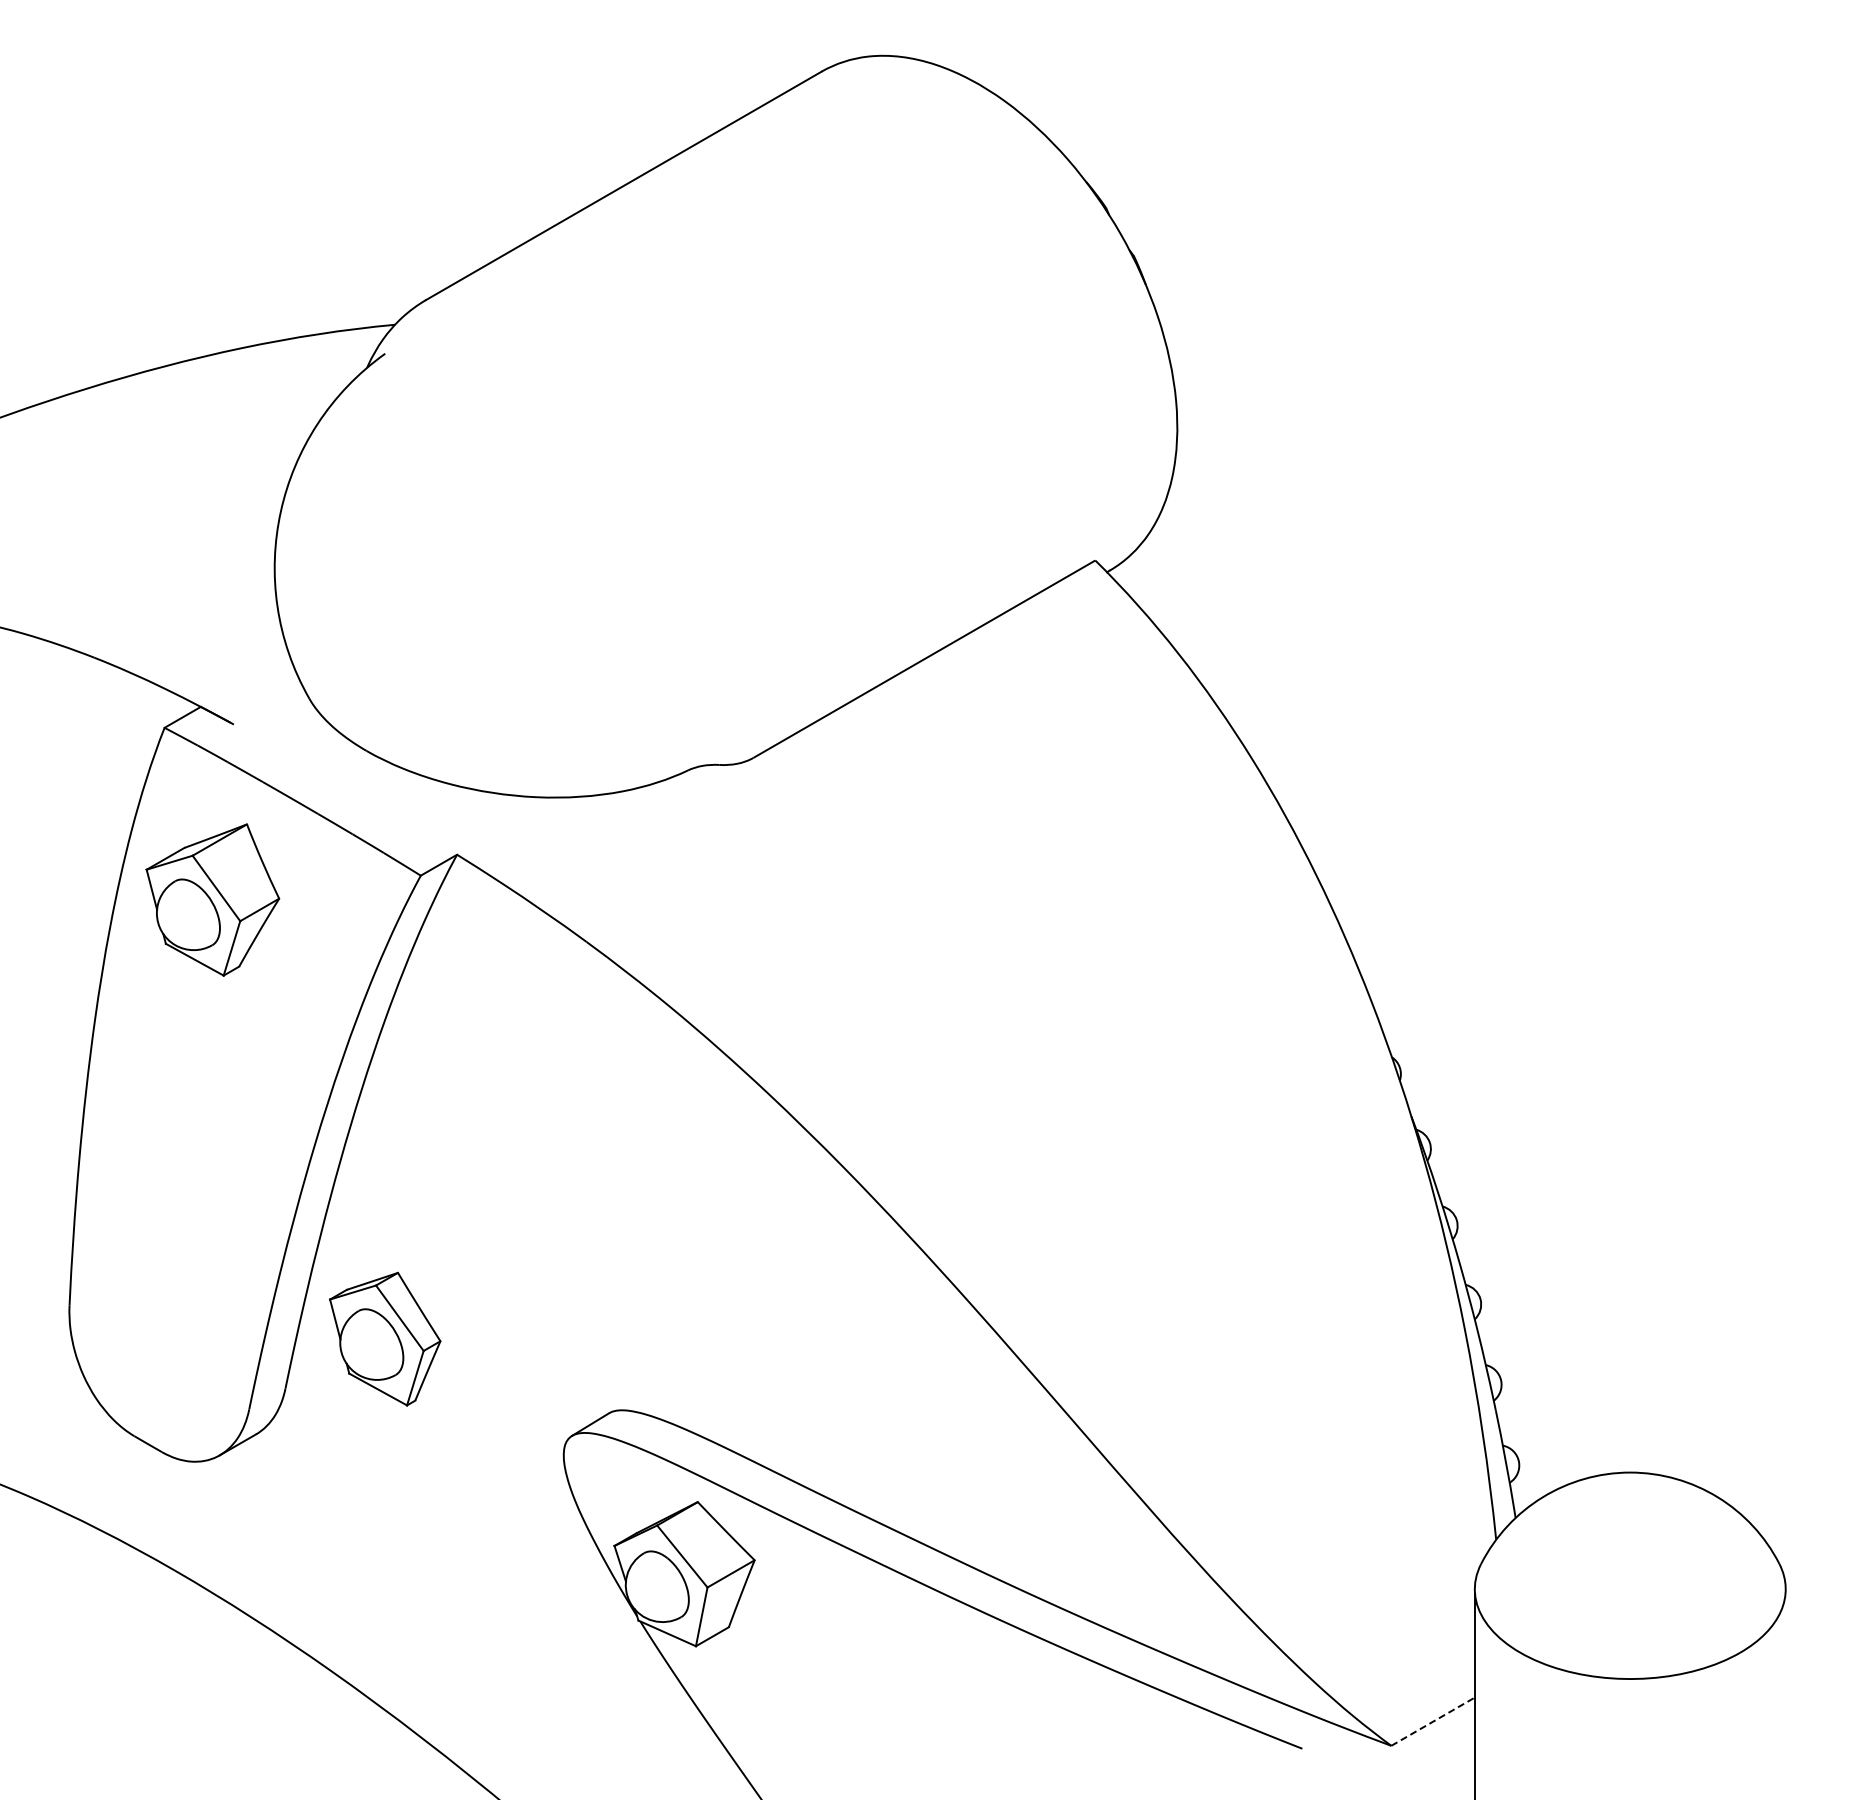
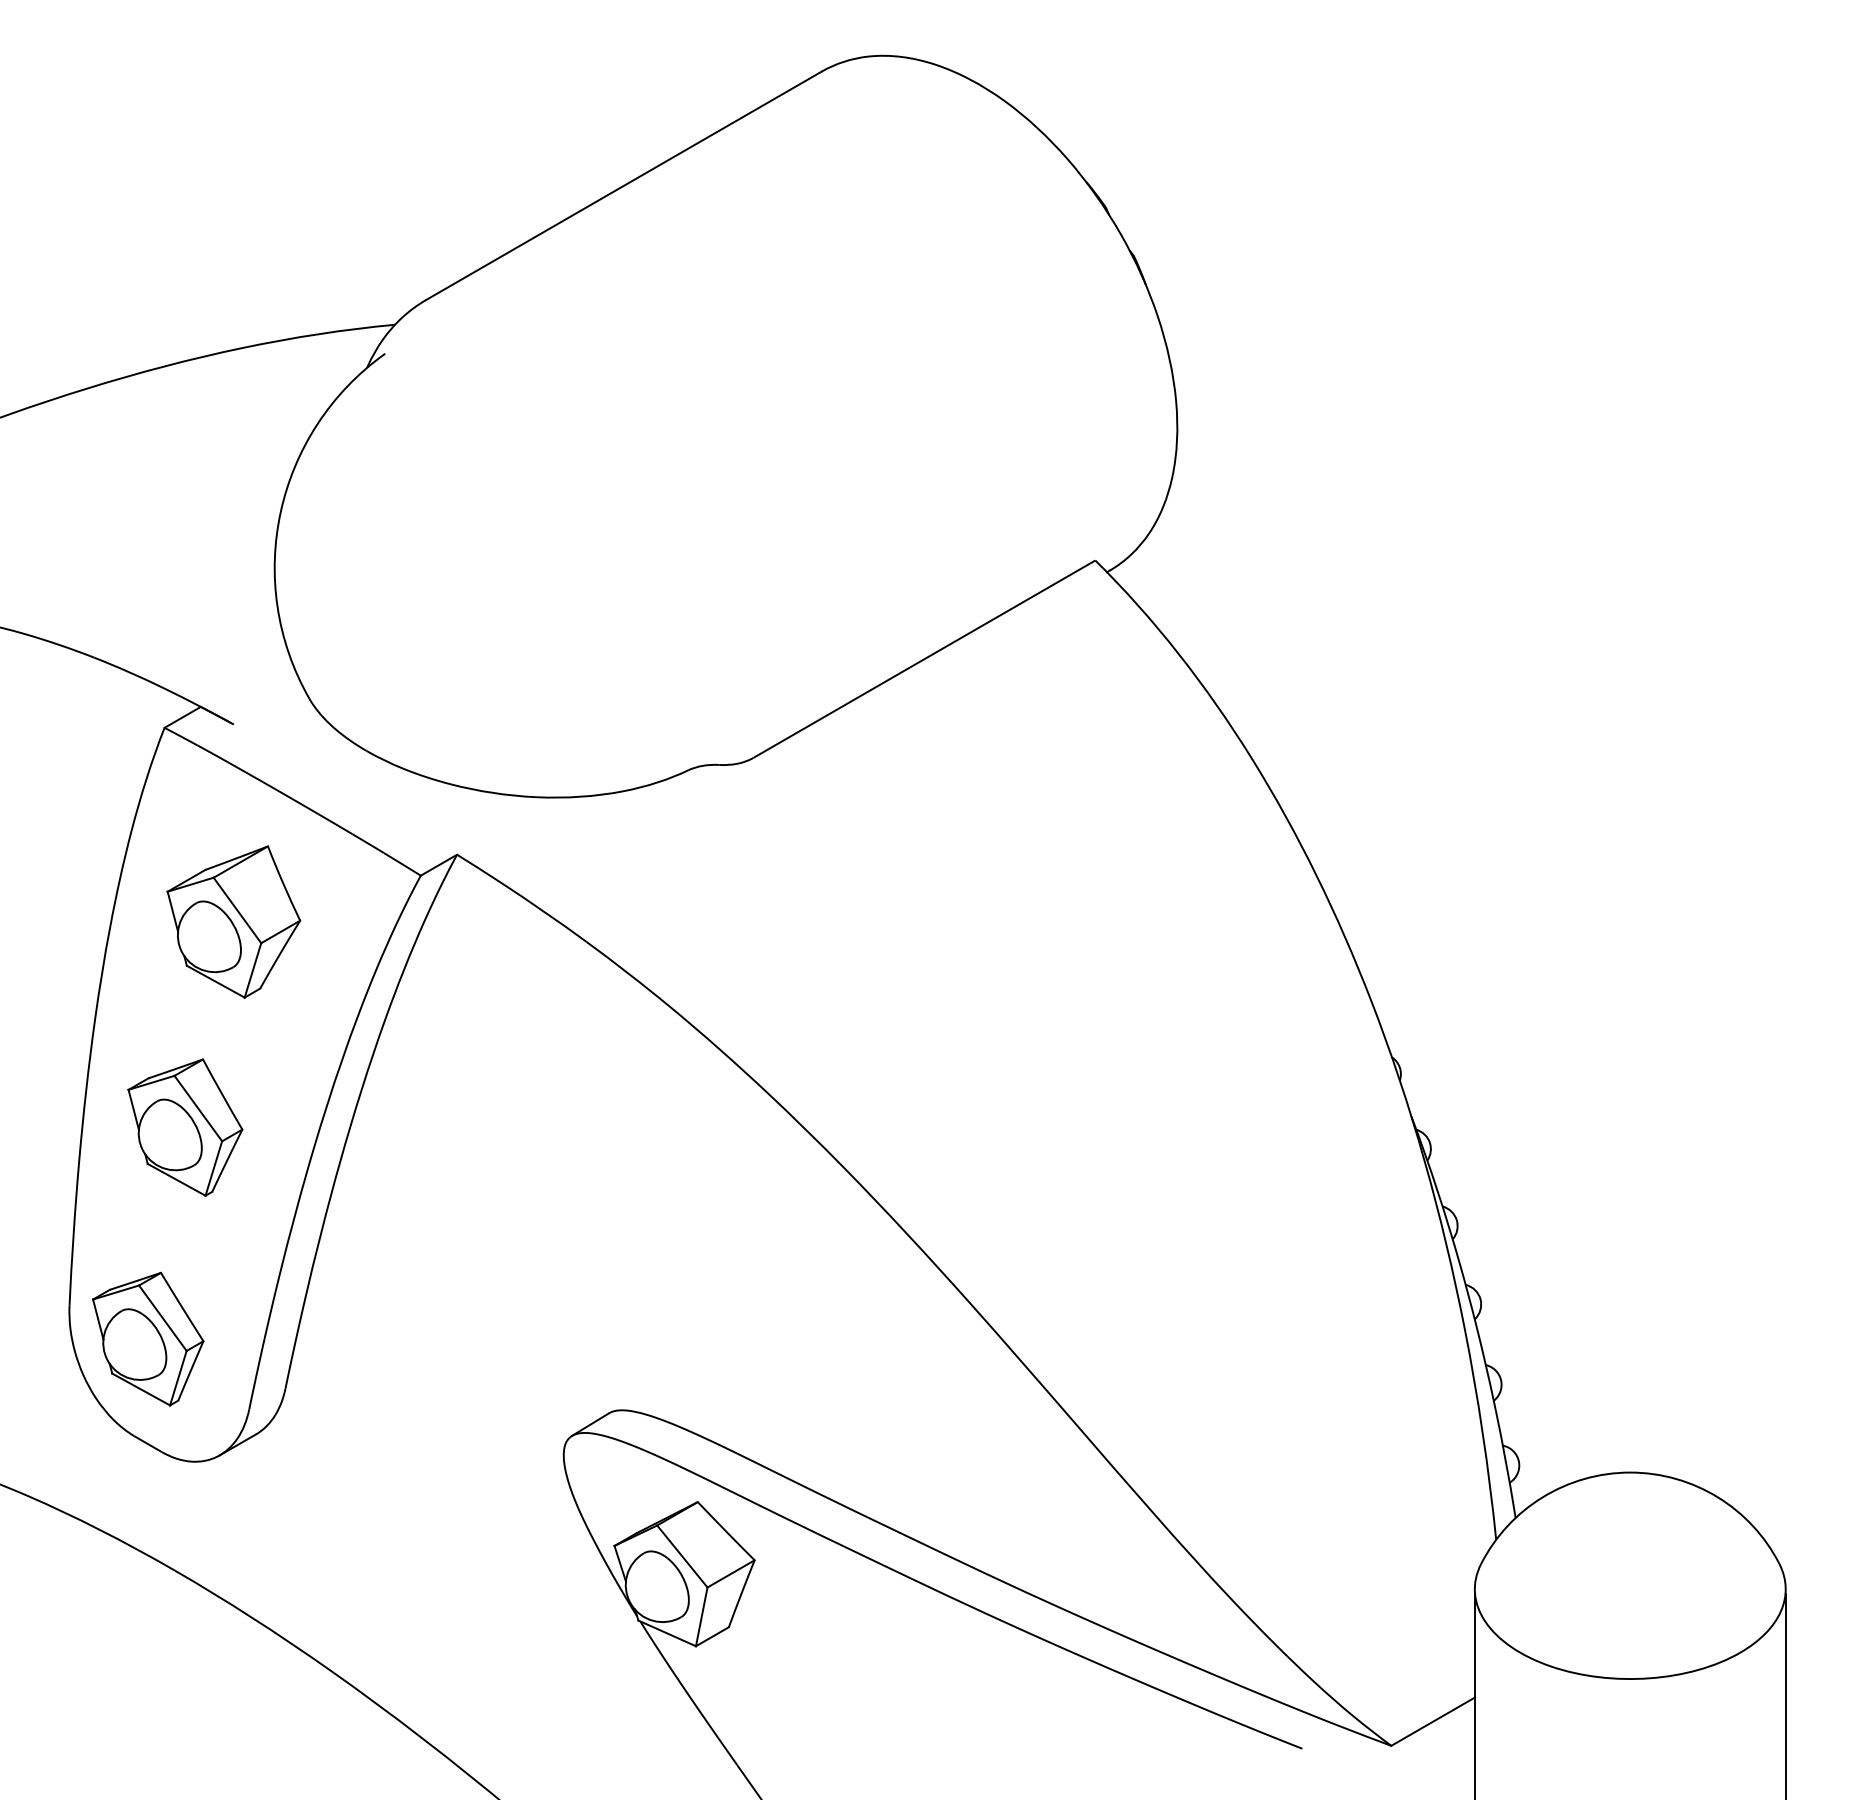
part position: (212, 899) -> (233, 921) (233, 921)
part: none -> present (185, 1127)
part position: (385, 1338) -> (148, 1338) (148, 1338)
line: none -> present (1785, 1695)
line: dashed -> solid (1433, 1721)
